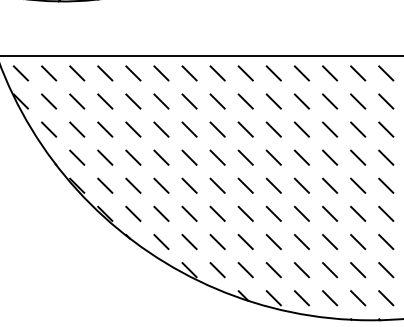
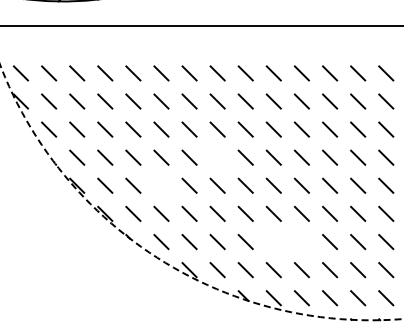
line position: (201, 56) -> (201, 26) (201, 26)
line: present -> none (217, 157)
line: present -> none (161, 185)
circle: solid -> dashed (201, 192)
line: present -> none (301, 241)
line: present -> none (273, 242)
